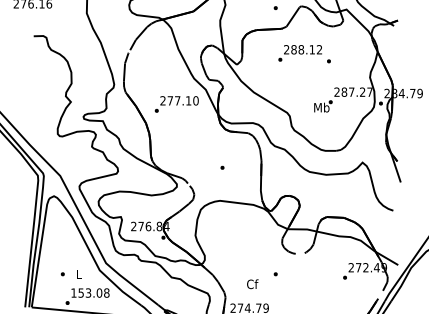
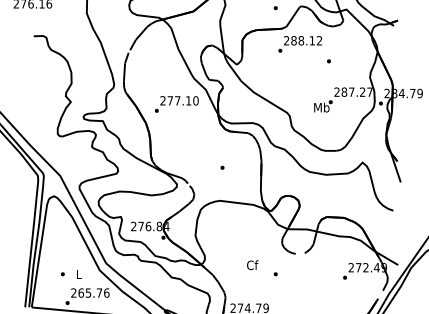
text position: (299, 53) -> (299, 44) (299, 44)
text position: (252, 284) -> (252, 265) (252, 265)
text: 153.08 -> 265.76 (90, 292)
